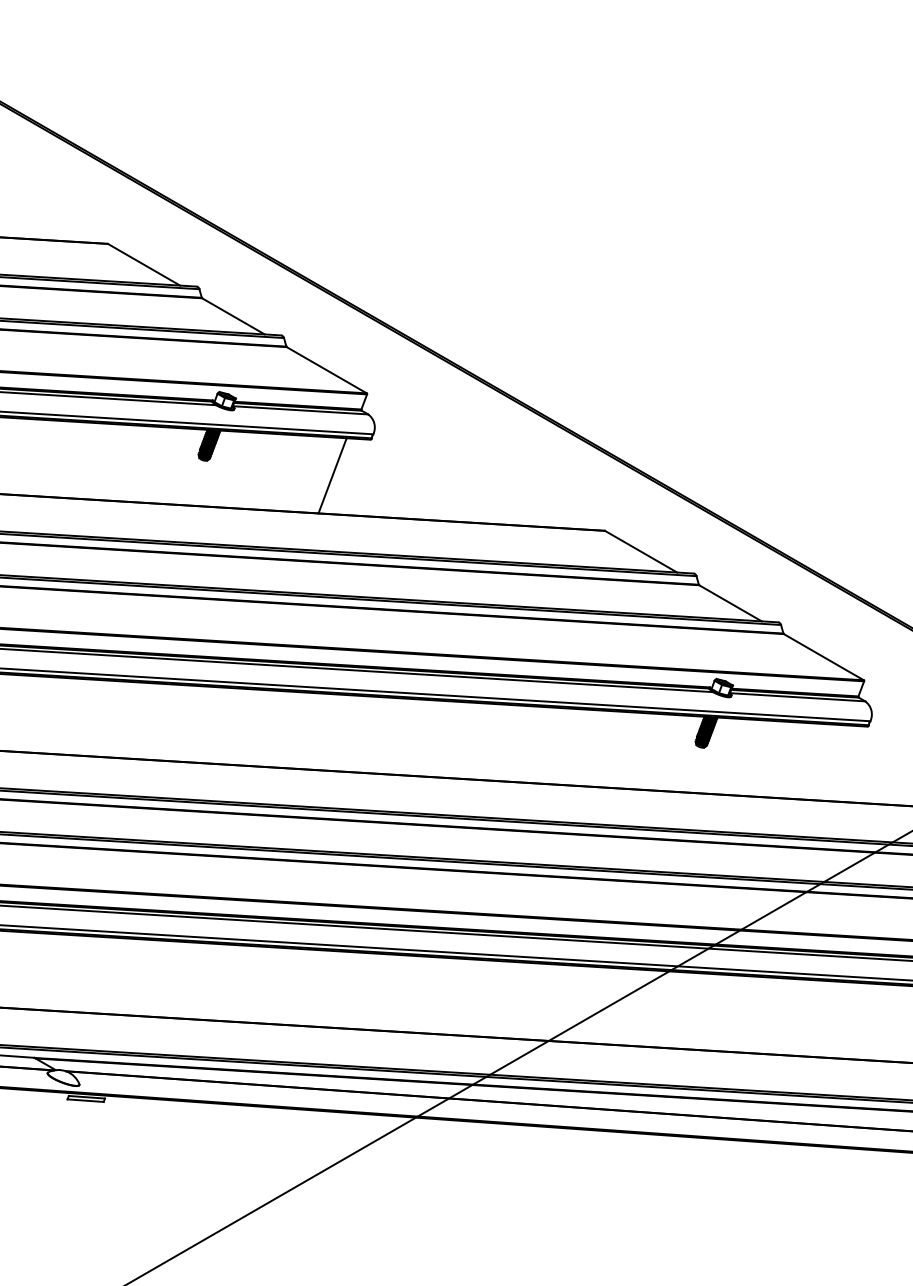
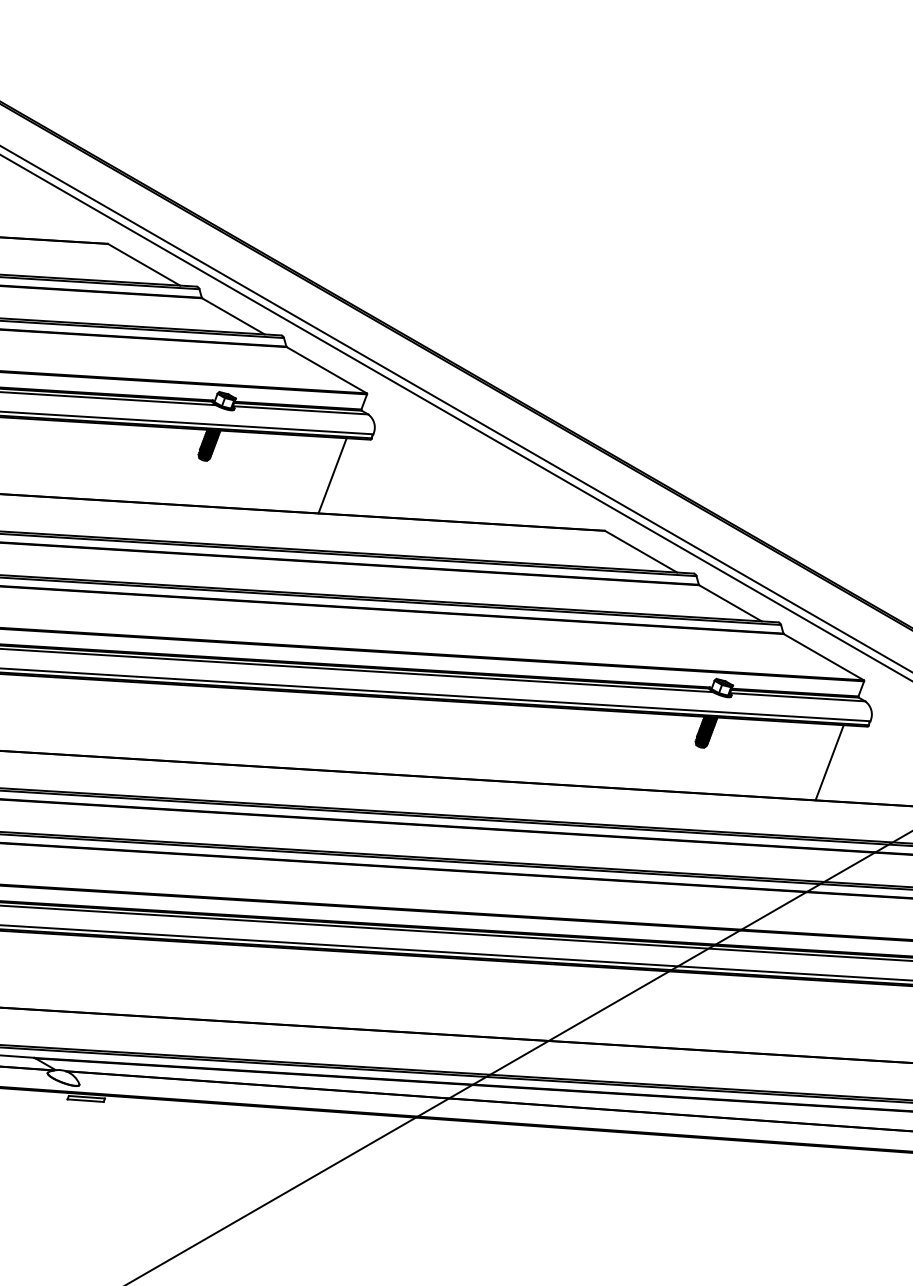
line: none -> present (455, 408)
line: none -> present (455, 417)
line: none -> present (829, 762)
